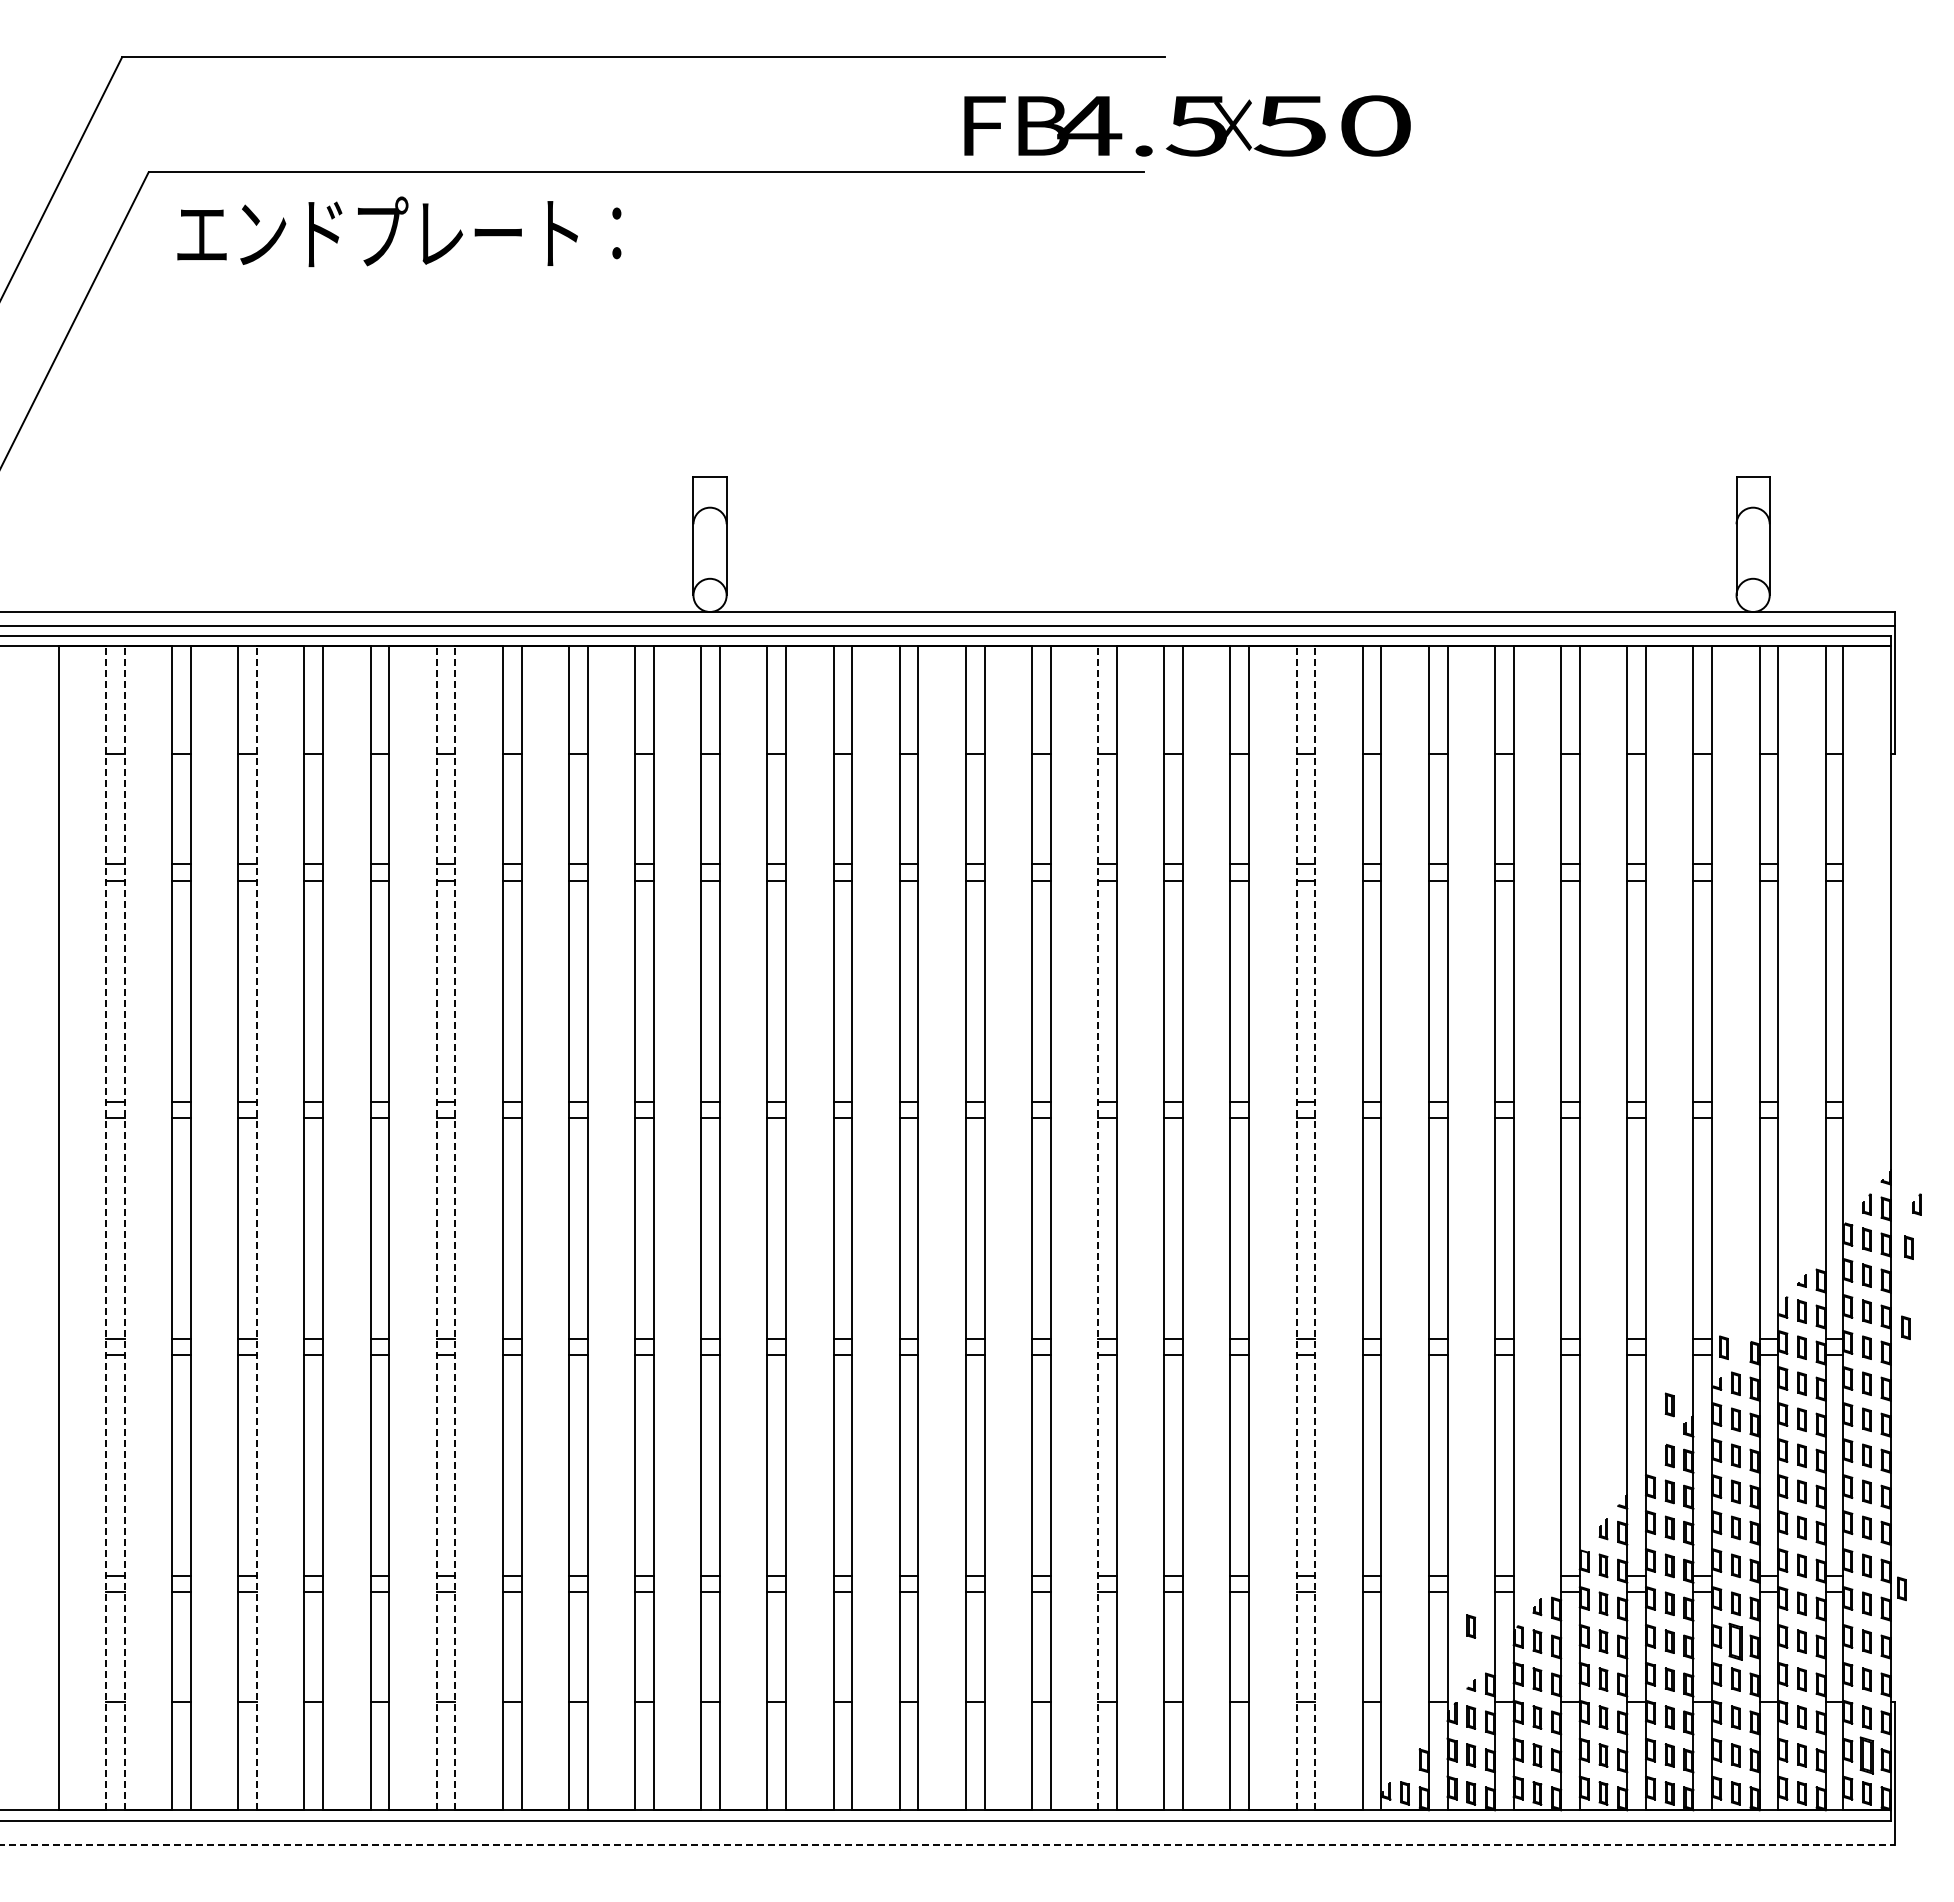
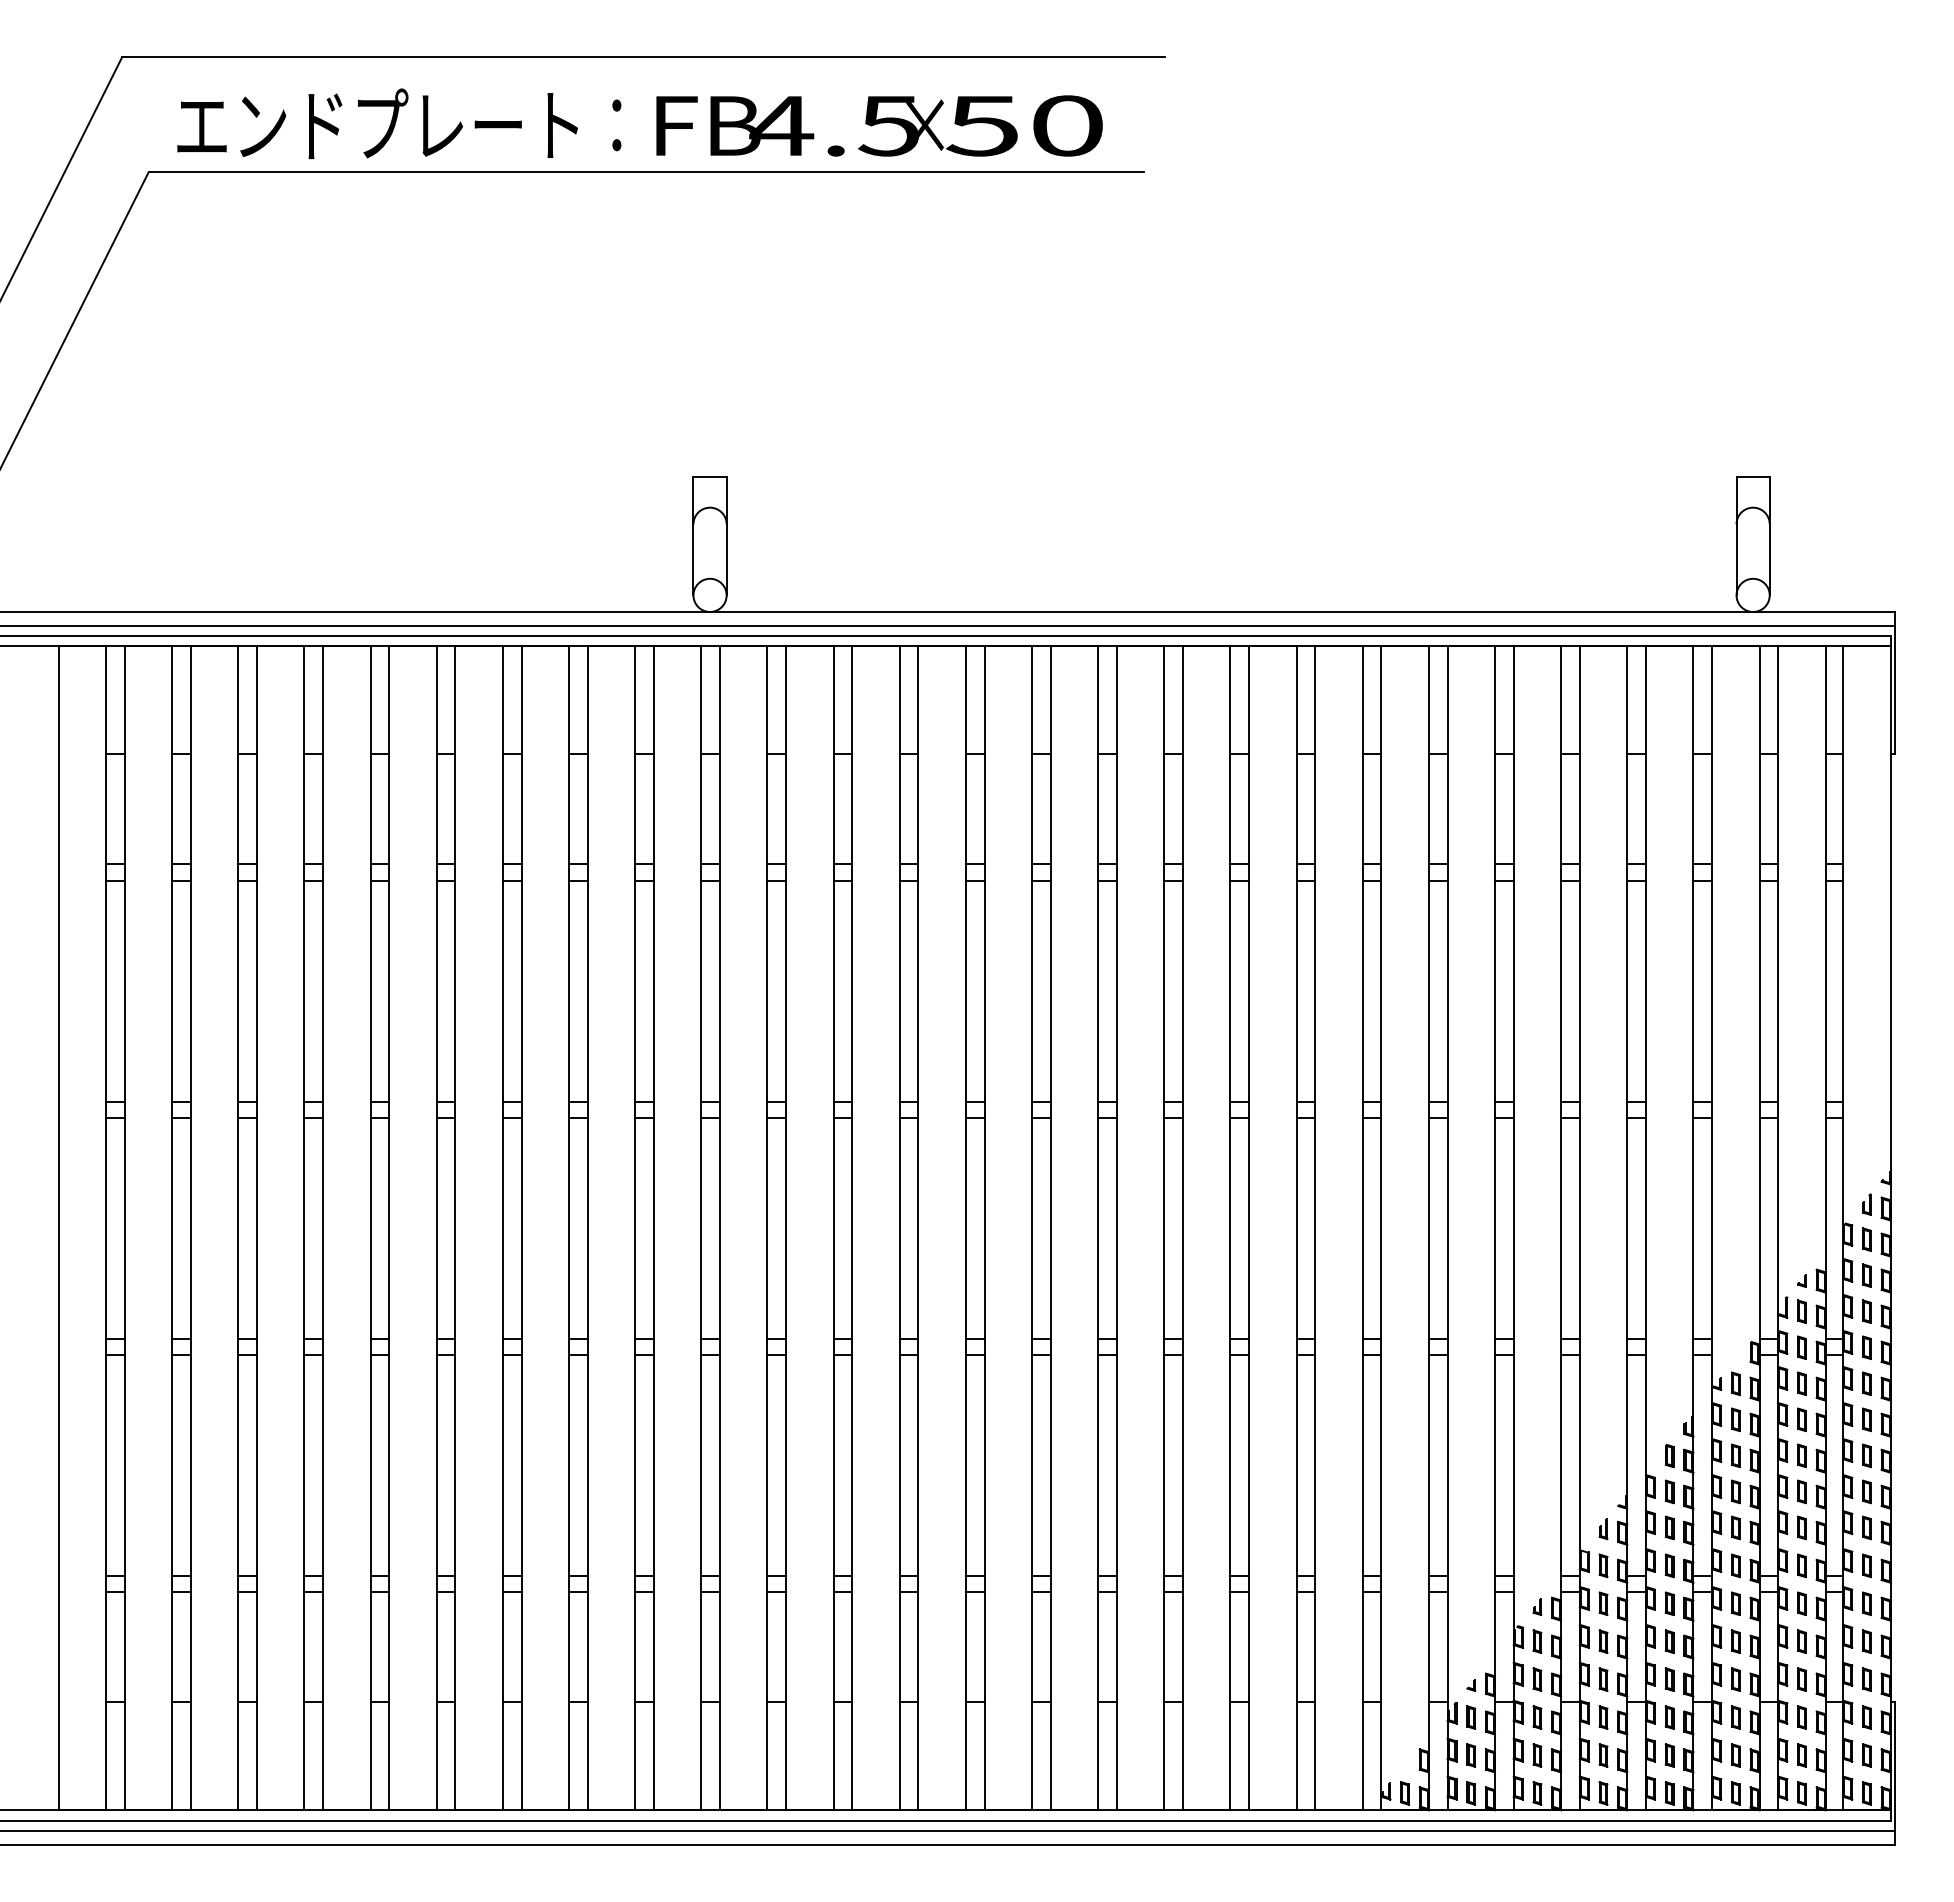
text position: (1187, 125) -> (879, 125) (879, 125)
text position: (399, 231) -> (399, 123) (399, 123)
part: present -> none (1916, 1204)
line: dashed -> solid (106, 1228)
line: dashed -> solid (124, 1228)
line: dashed -> solid (257, 1228)
line: dashed -> solid (436, 1228)
line: dashed -> solid (455, 1228)
line: dashed -> solid (1098, 1228)
line: dashed -> solid (1296, 1228)
line: dashed -> solid (1315, 1228)
part: present -> none (1908, 1247)
part: present -> none (1905, 1327)
part: present -> none (1723, 1347)
part: present -> none (1669, 1404)
part: present -> none (1901, 1588)
part: present -> none (1471, 1626)
part size: 15x39 px -> 10x25 px (1735, 1641)
part size: 15x39 px -> 10x25 px (1866, 1755)
line: none -> present (948, 1830)
line: dashed -> solid (948, 1844)
